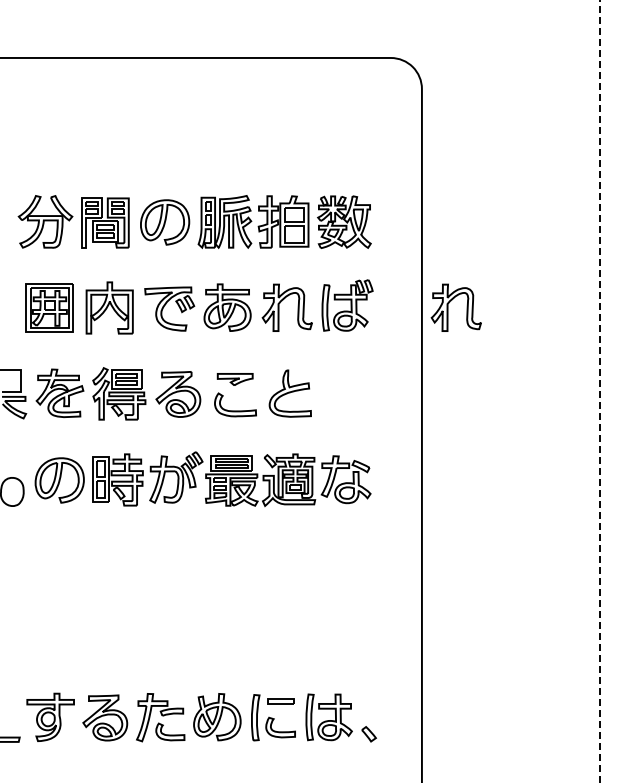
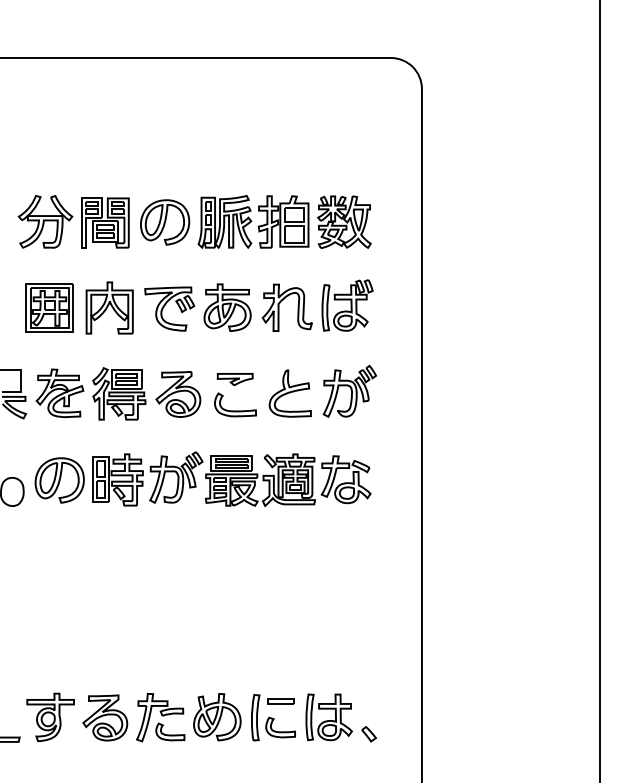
part: present -> none (448, 307)
part: none -> present (349, 390)
line: dashed -> solid (600, 391)
